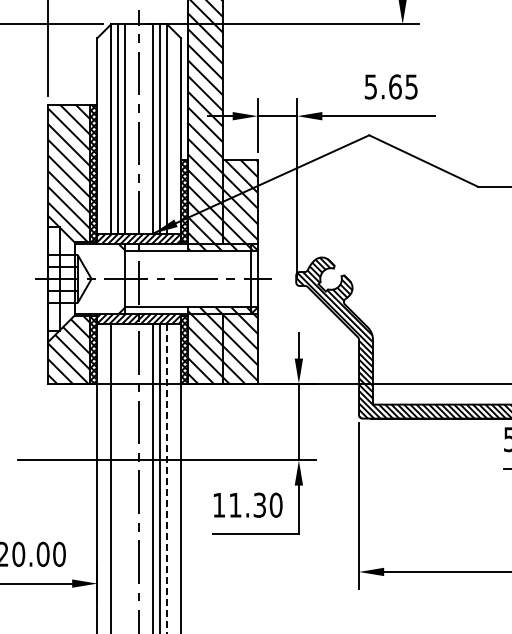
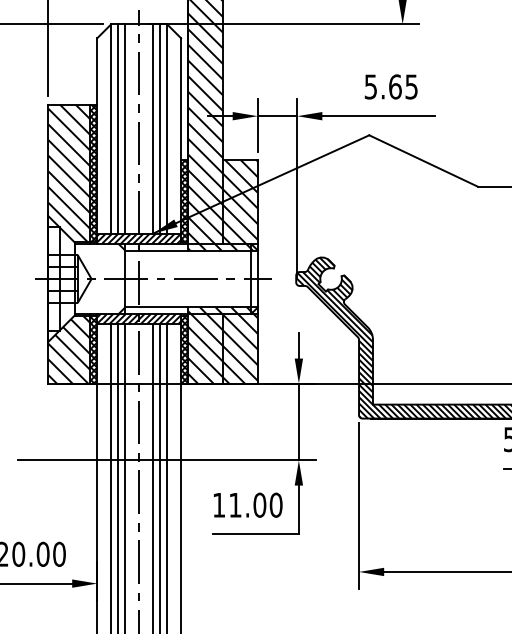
line: none -> present (118, 477)
line: none -> present (125, 477)
line: dashed -> solid (167, 478)
text: 11.30 -> 11.00 (259, 504)
